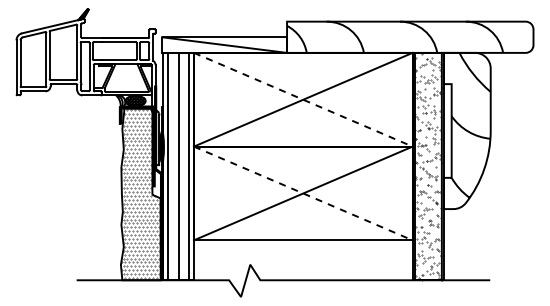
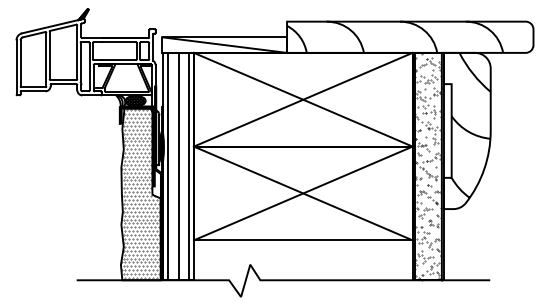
line: dashed -> solid (303, 99)
line: dashed -> solid (303, 193)
